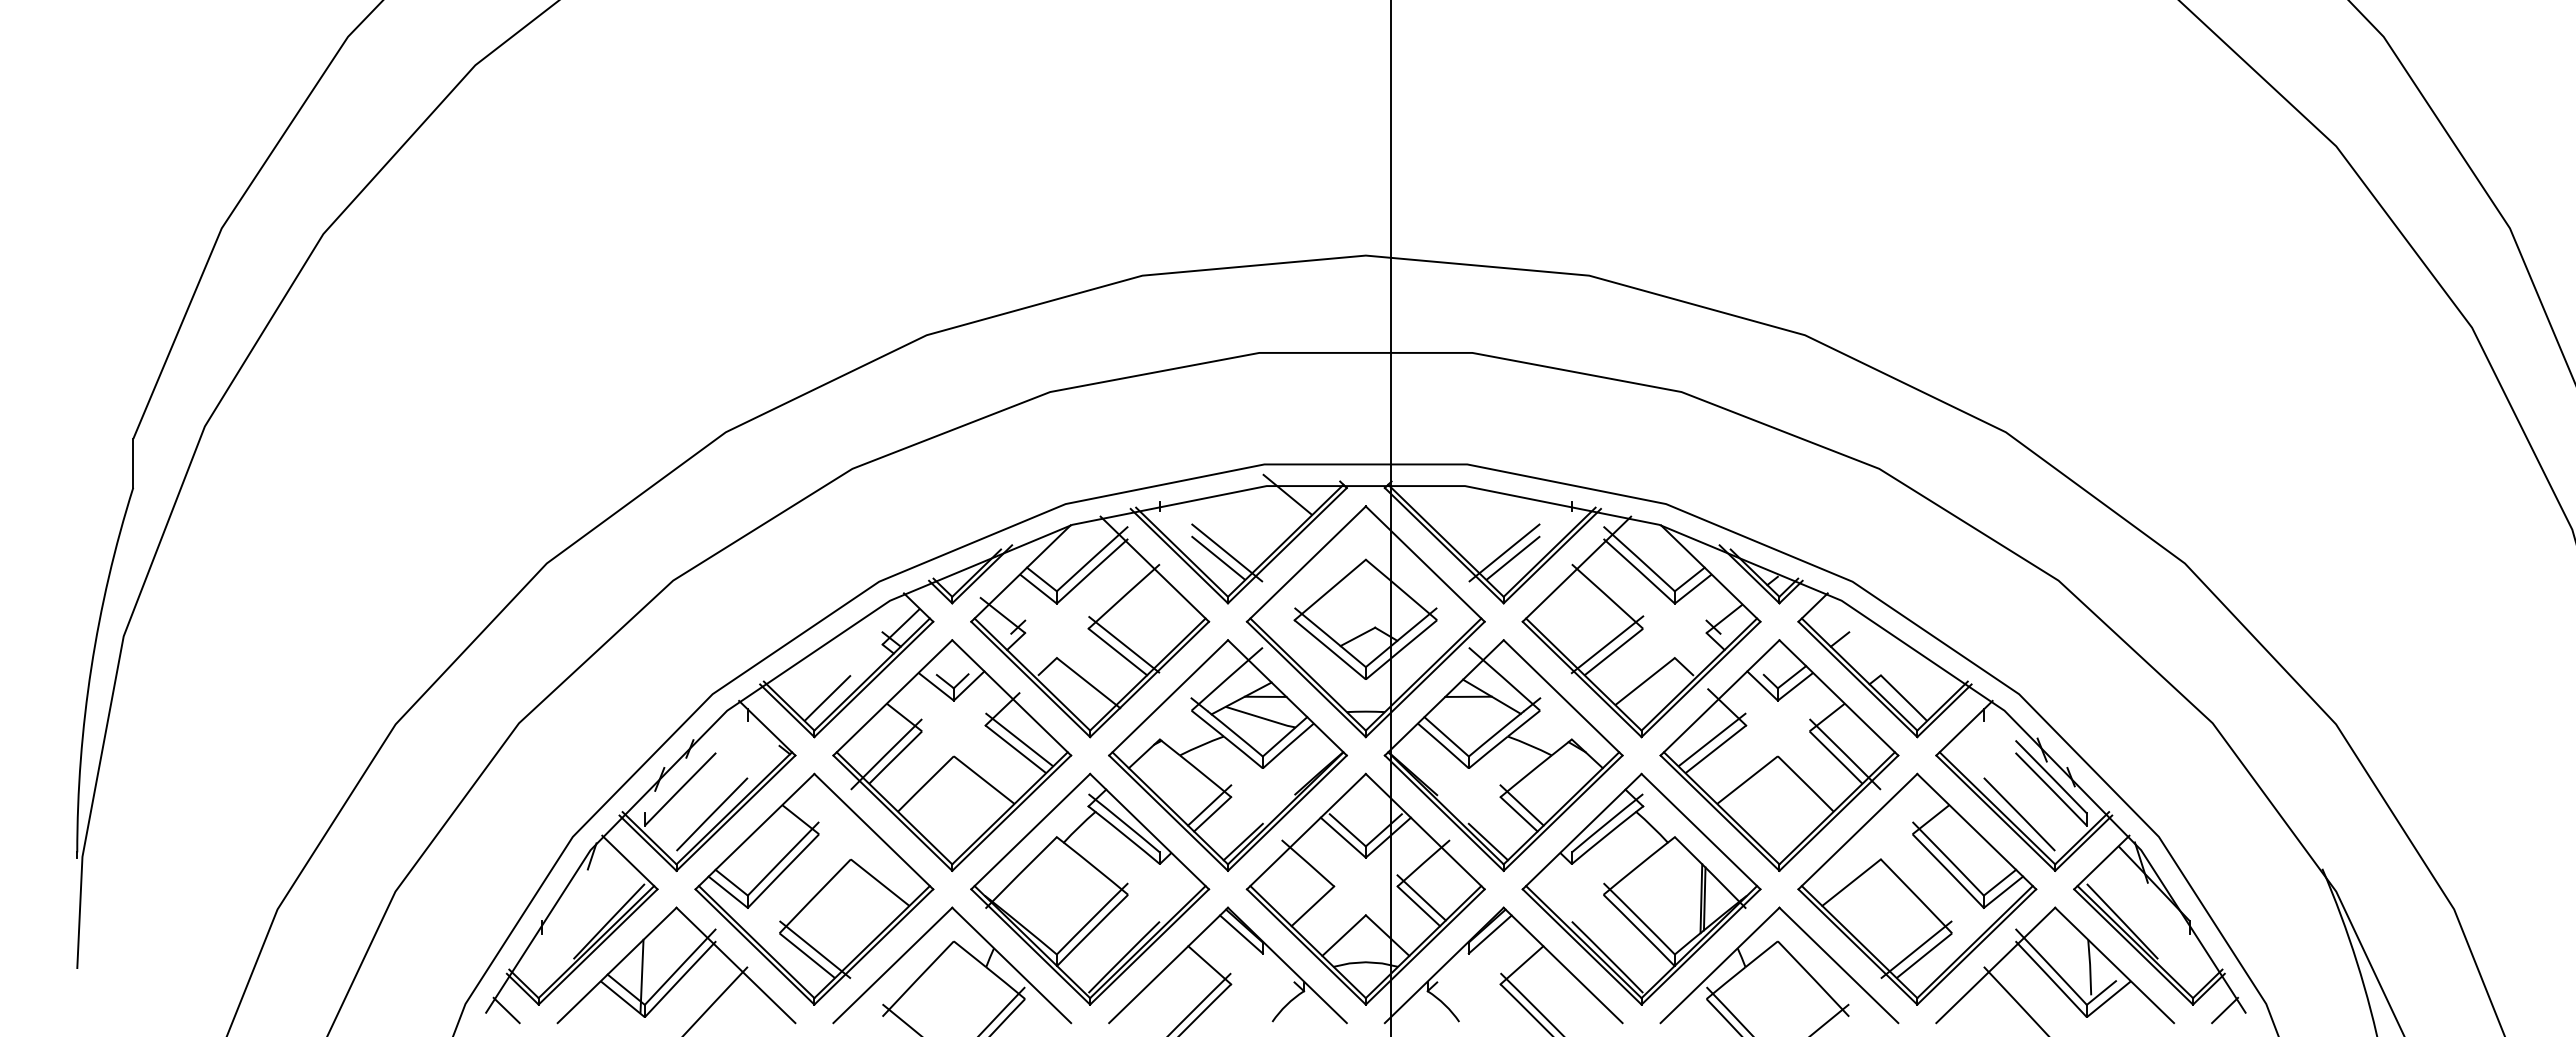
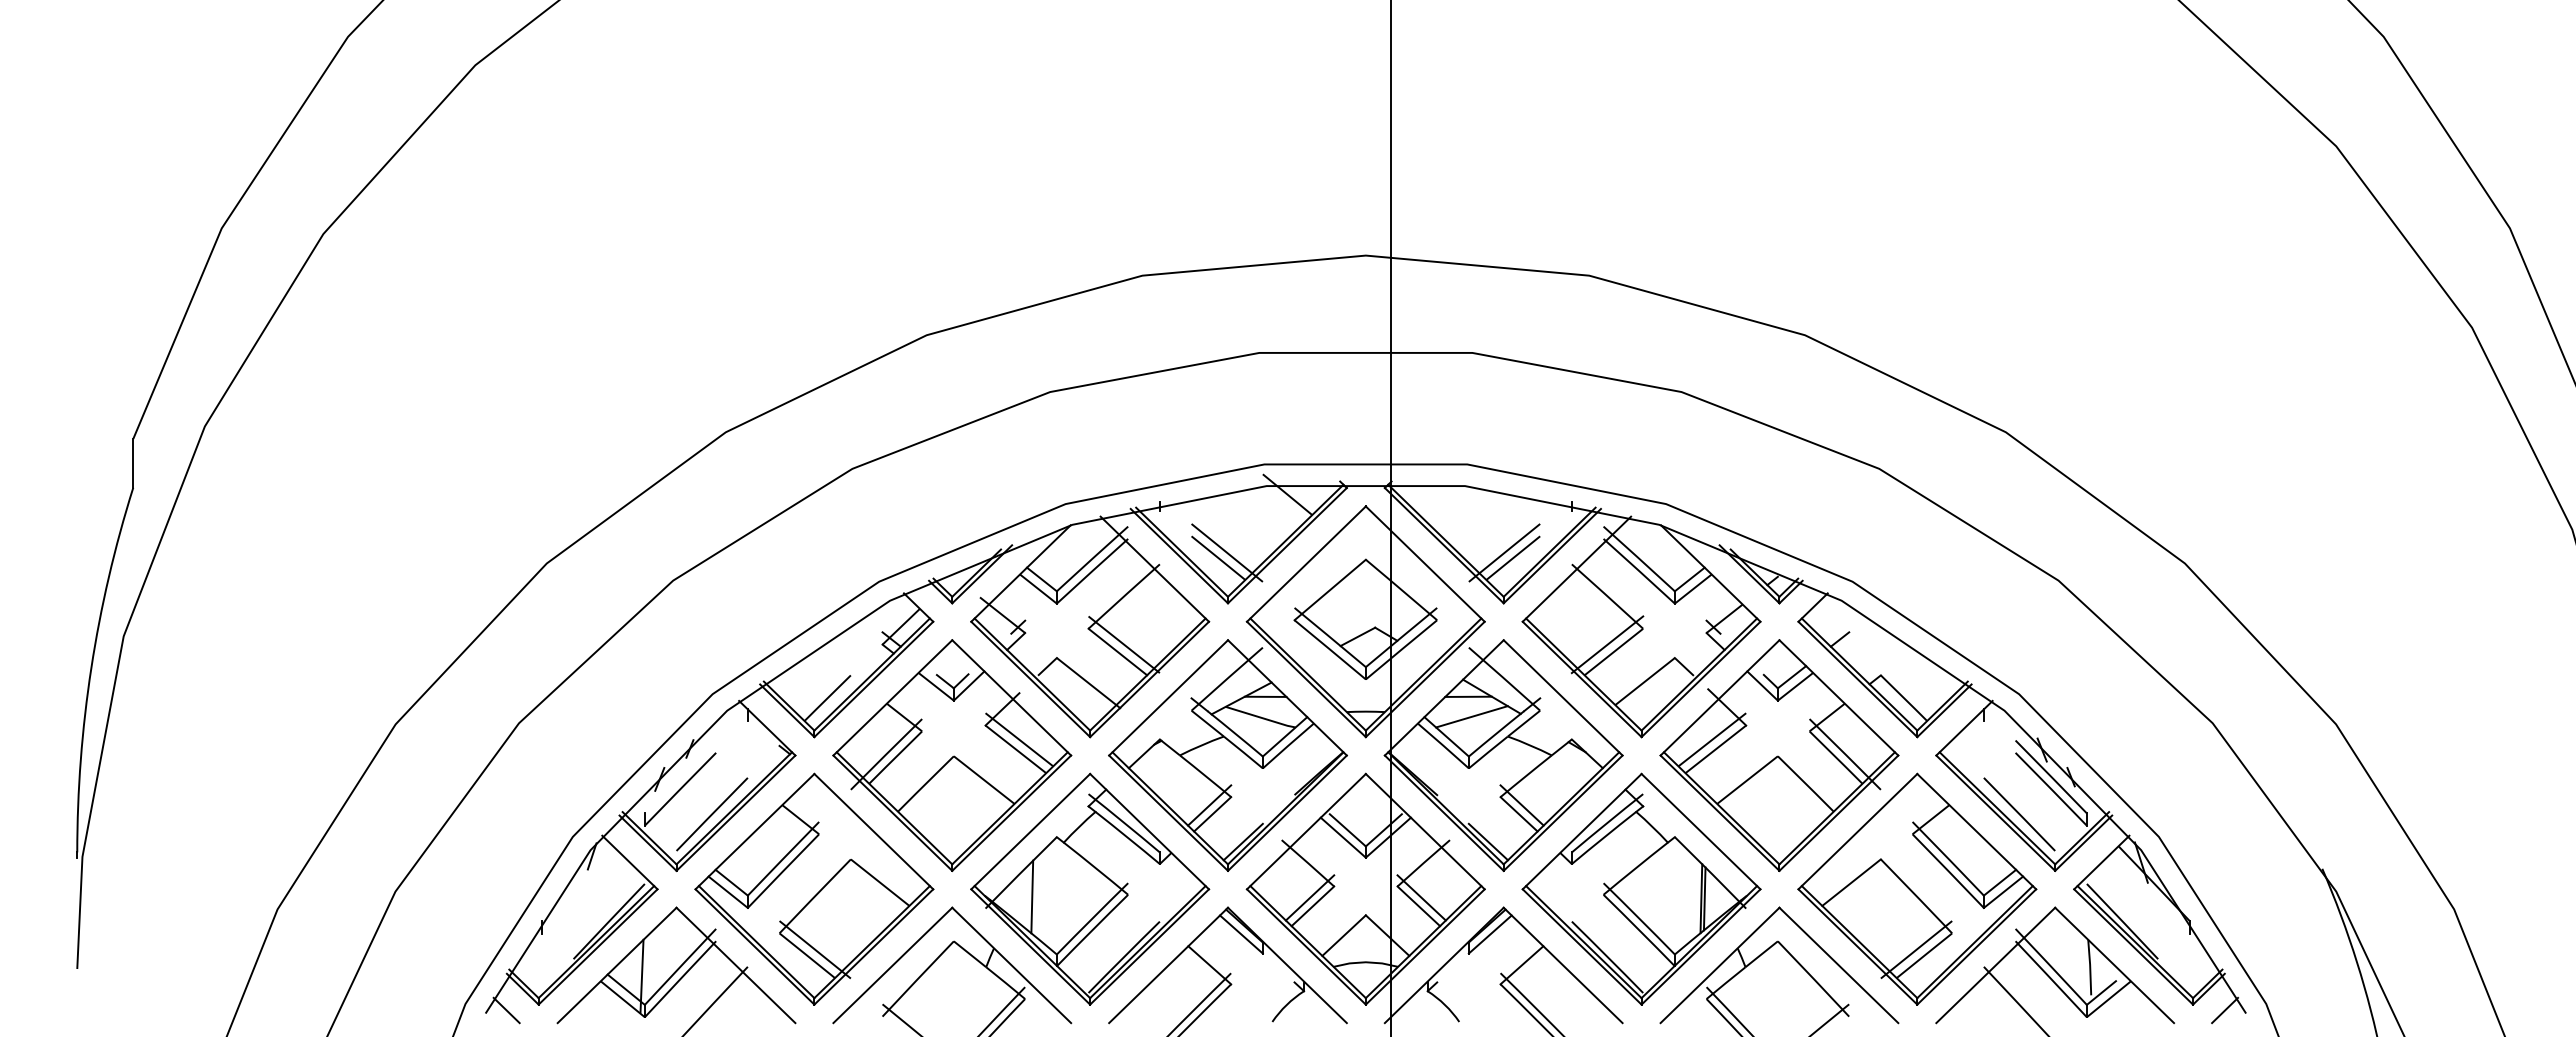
line: none -> present (1471, 716)
line: none -> present (1032, 896)
line: none -> present (1309, 897)
